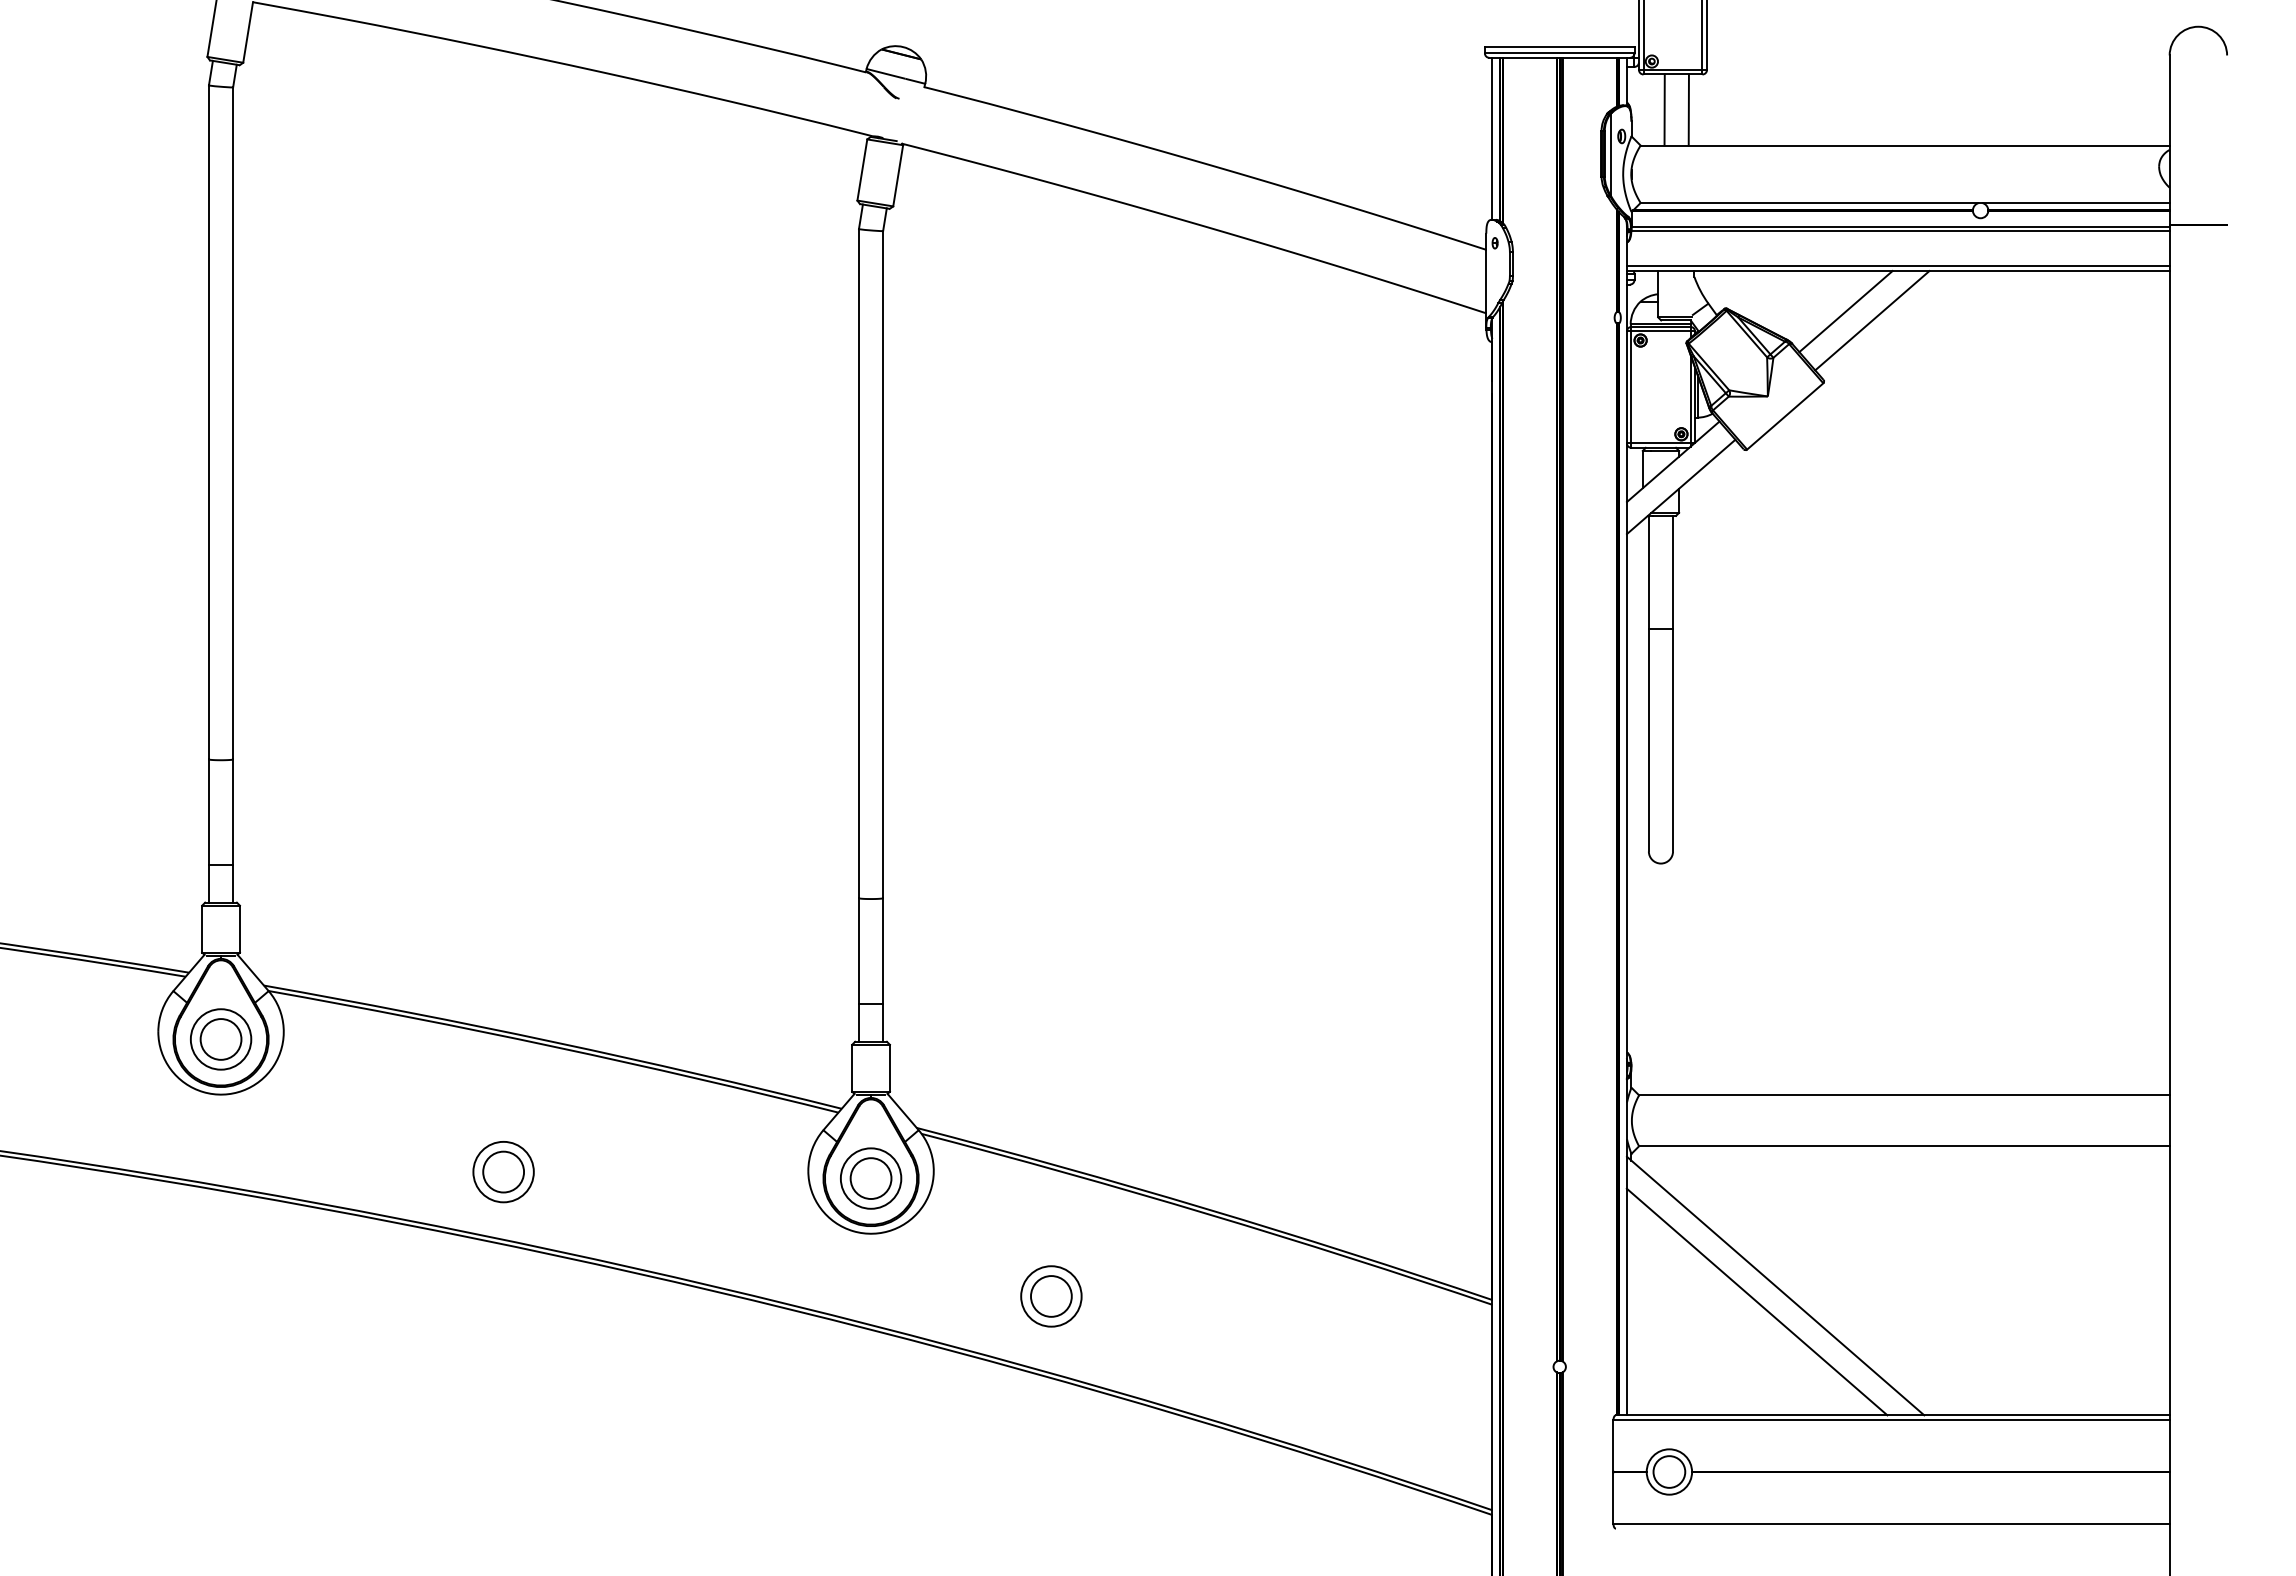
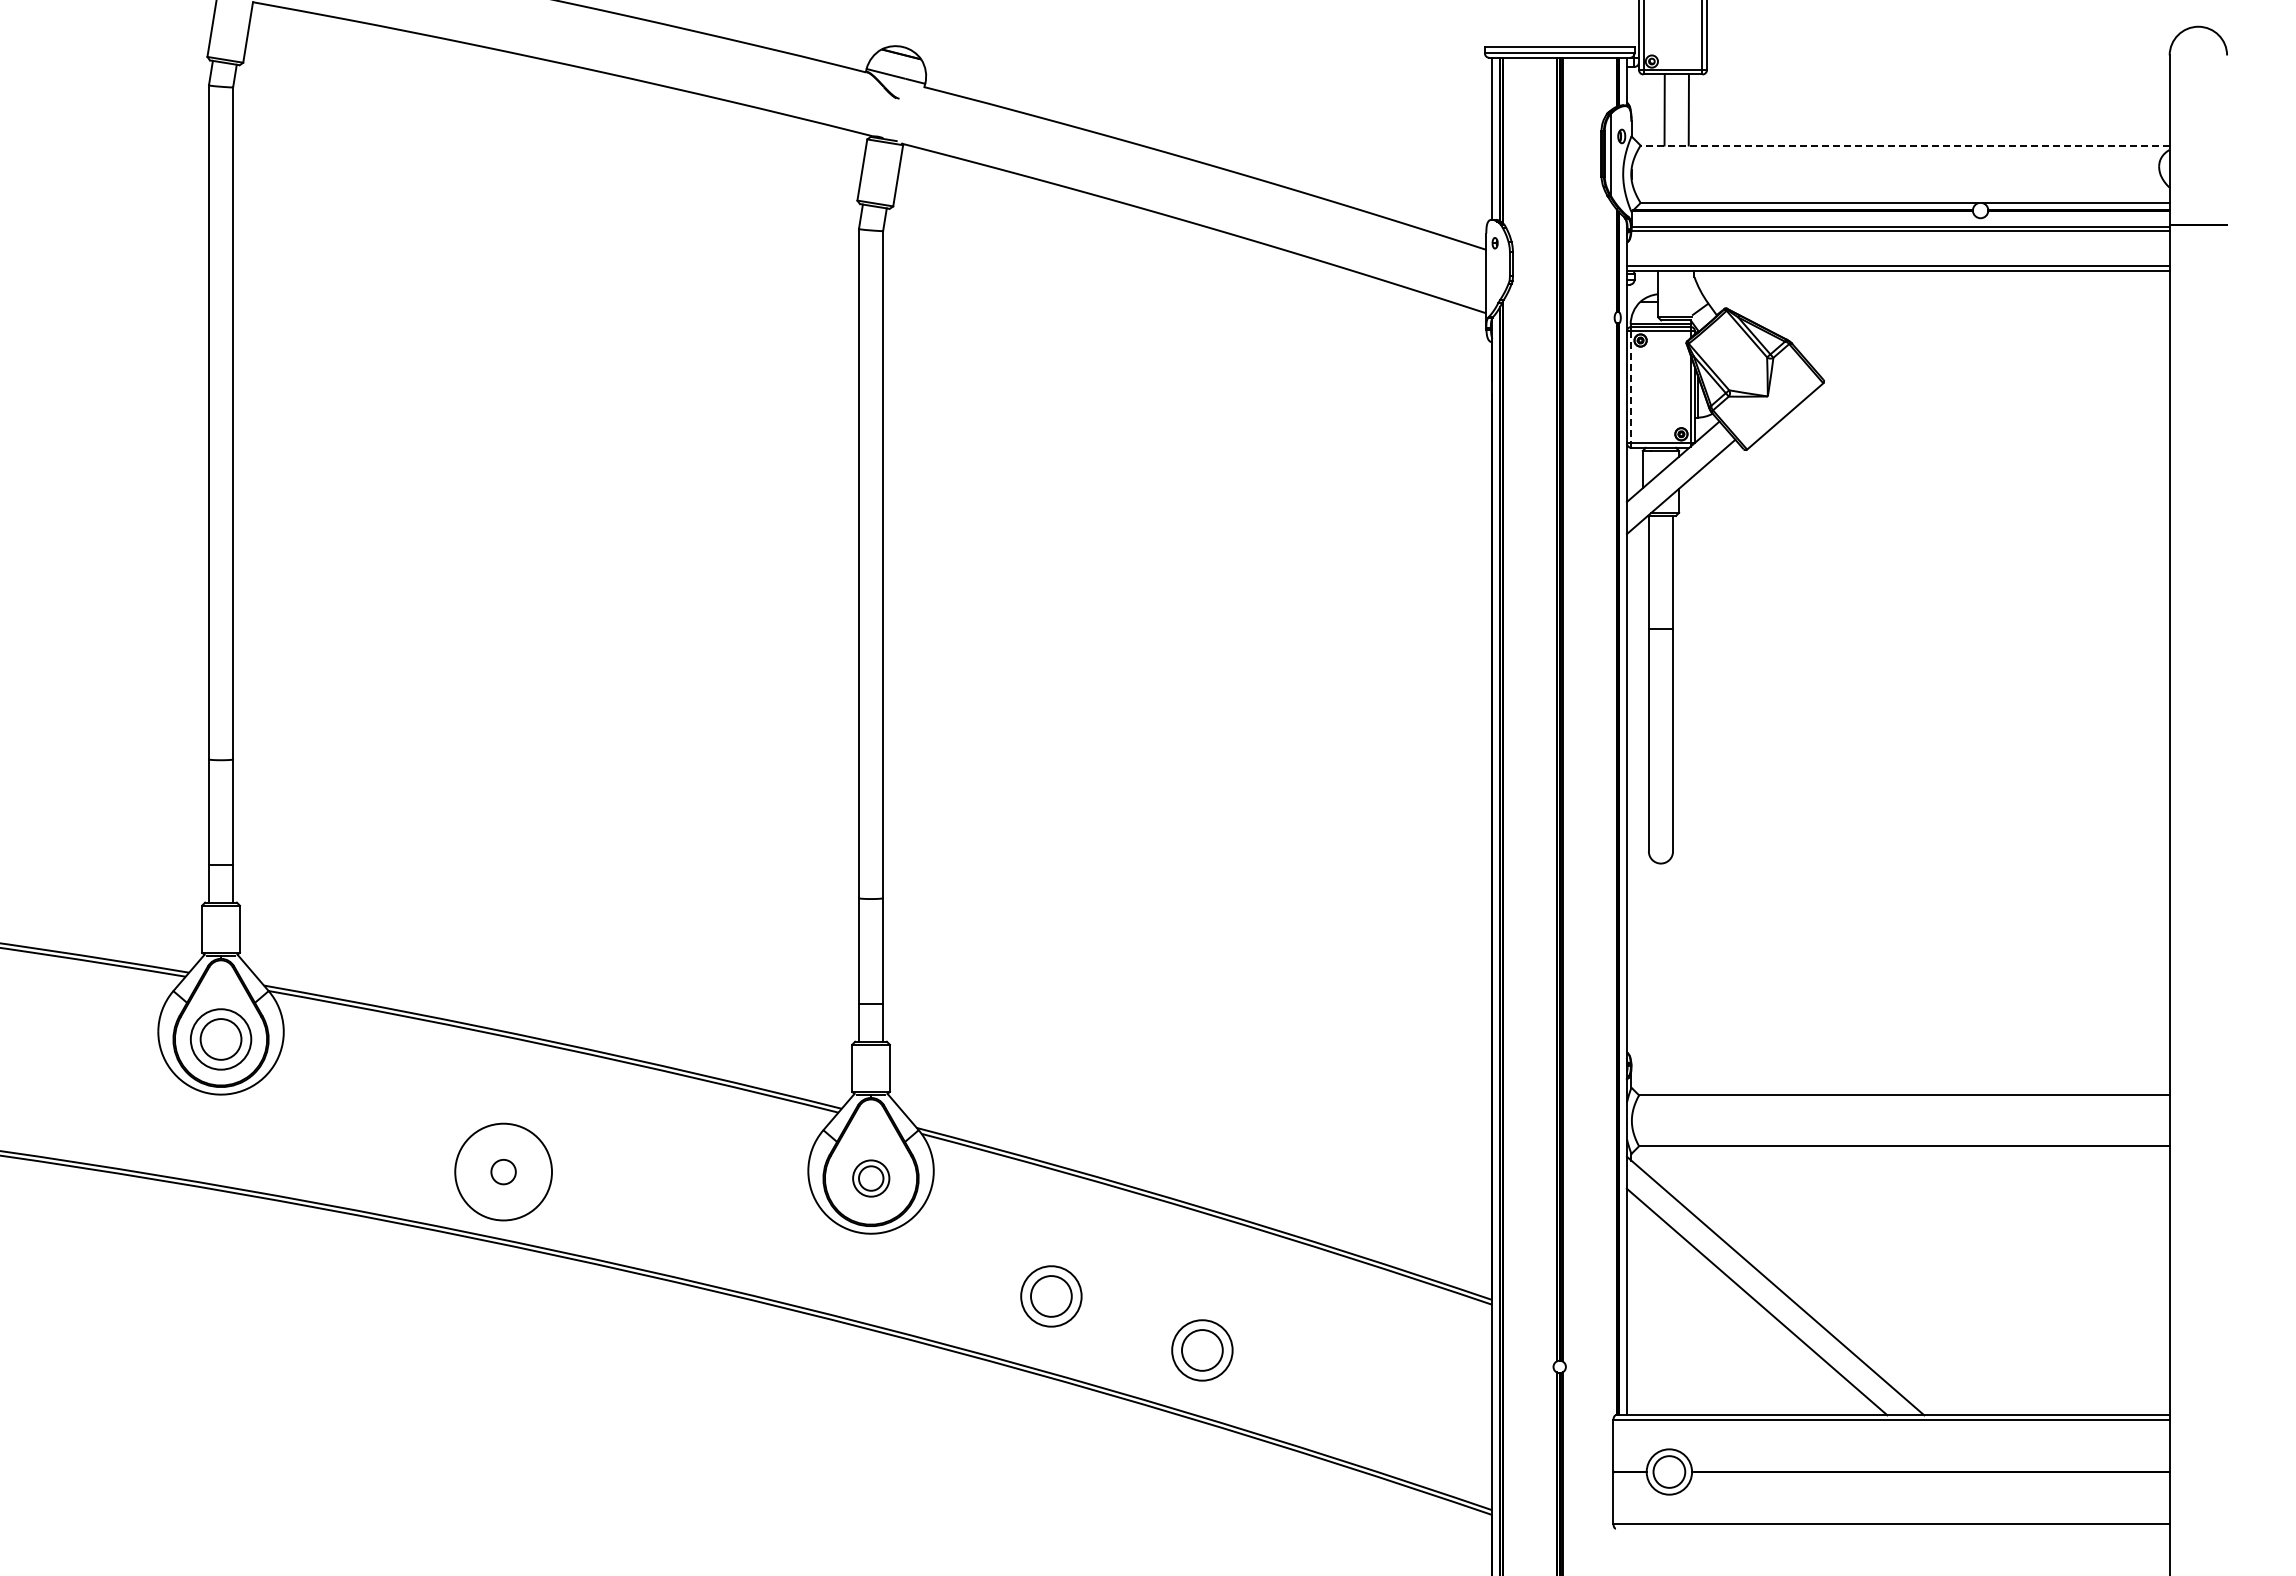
line: solid -> dashed (1905, 145)
line: present -> none (1845, 311)
line: present -> none (1872, 320)
line: solid -> dashed (1631, 387)
circle diameter: 41 px -> 24 px (503, 1171)
circle diameter: 60 px -> 97 px (503, 1171)
part size: 63x63 px -> 39x39 px (871, 1178)
part: none -> present (1202, 1350)
